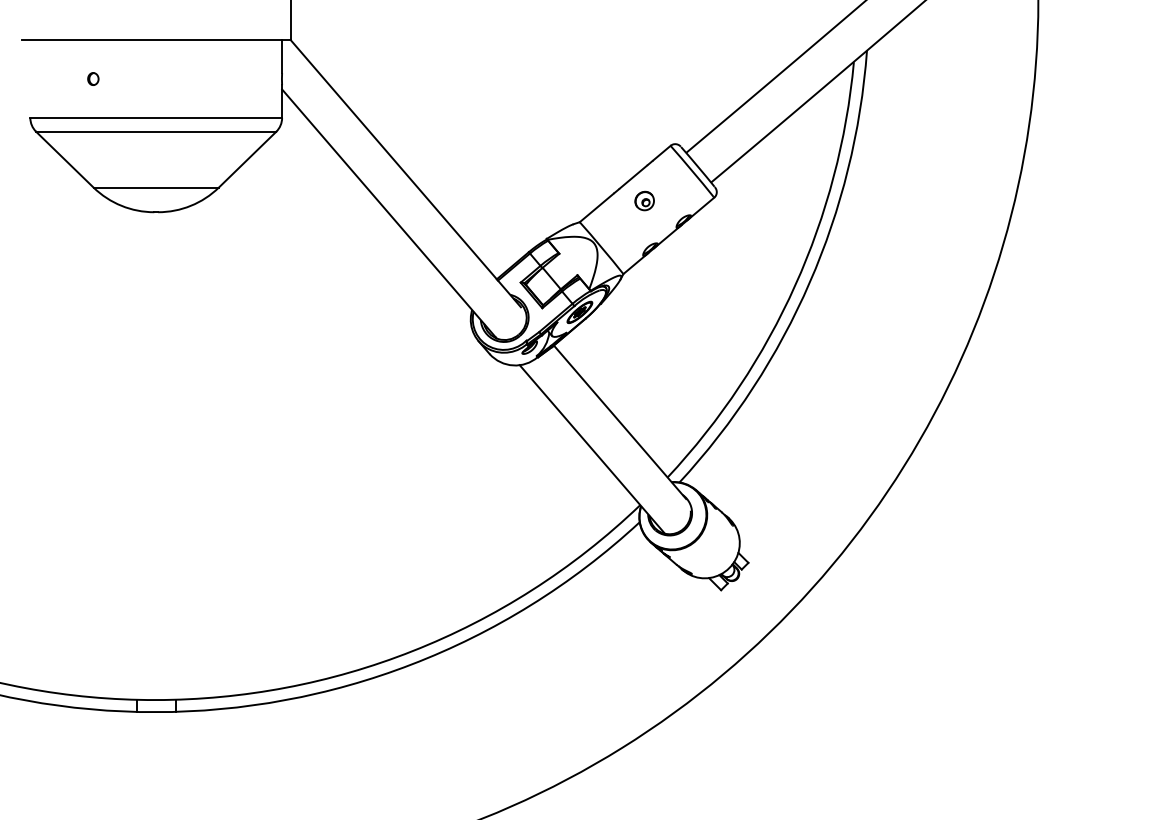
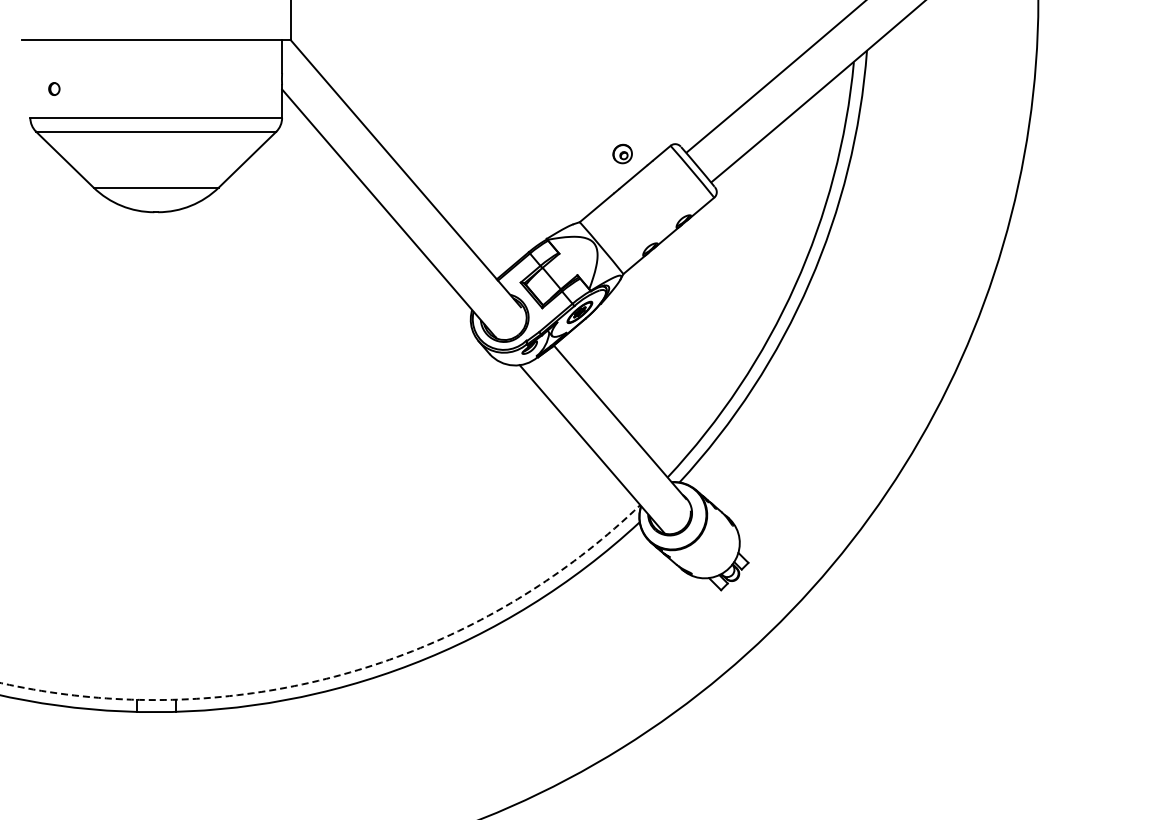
part position: (93, 78) -> (54, 88) (54, 88)
part position: (644, 200) -> (622, 153) (622, 153)
arc: solid -> dashed (340, 675)
